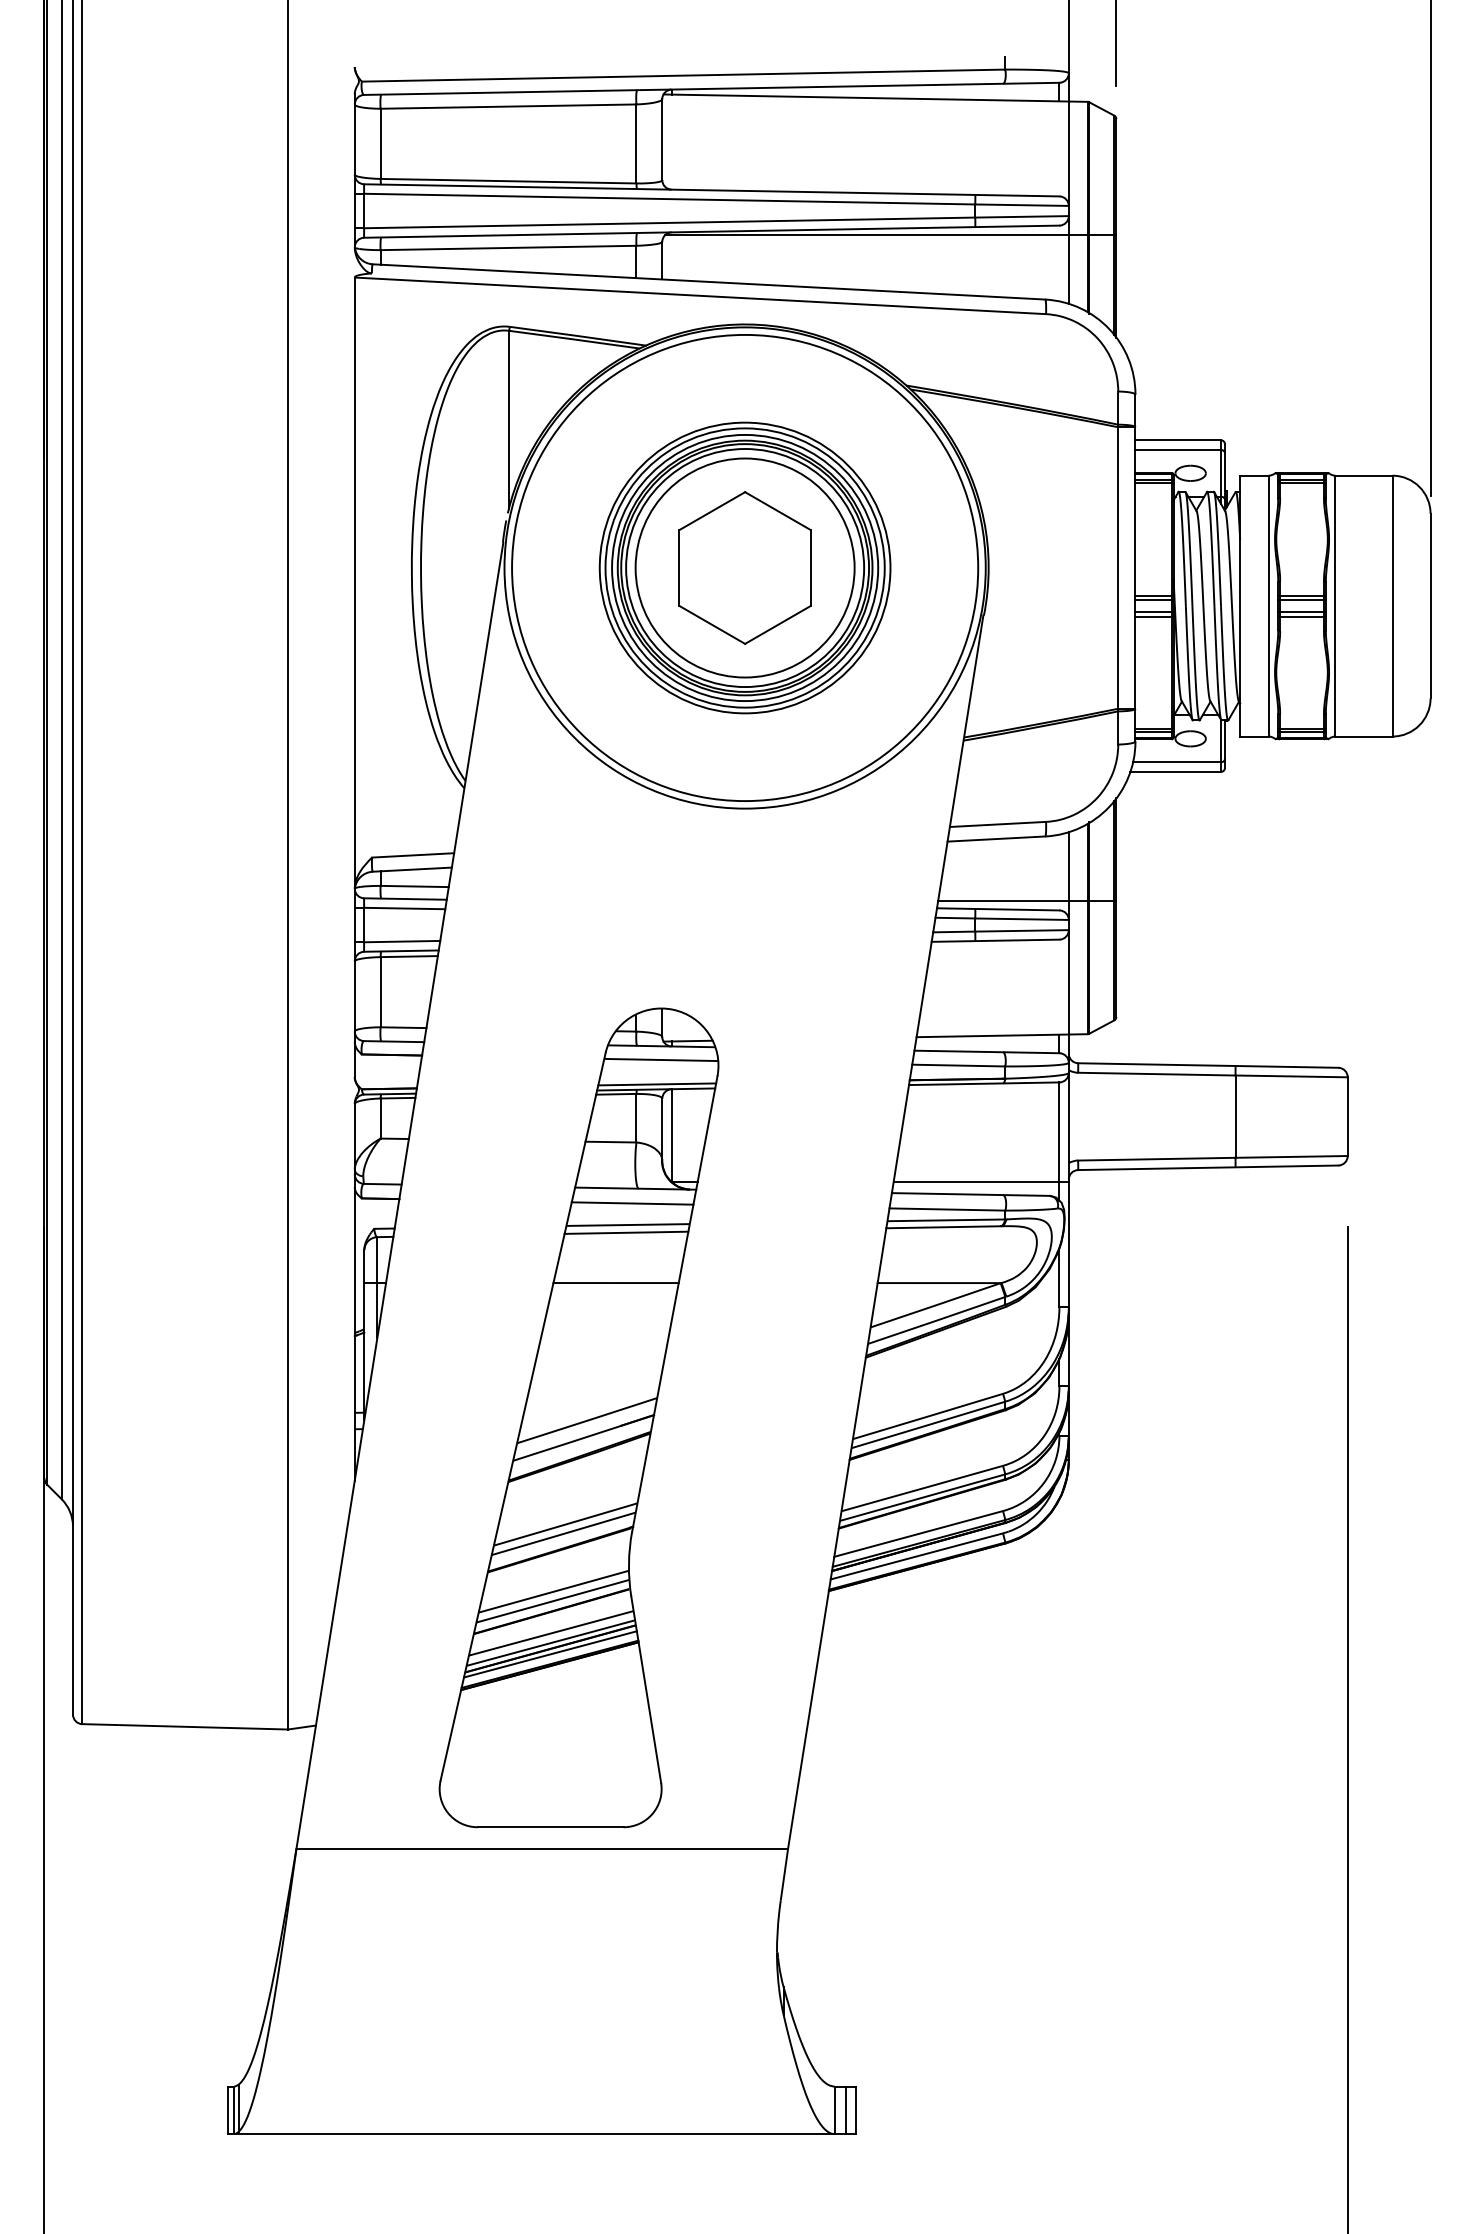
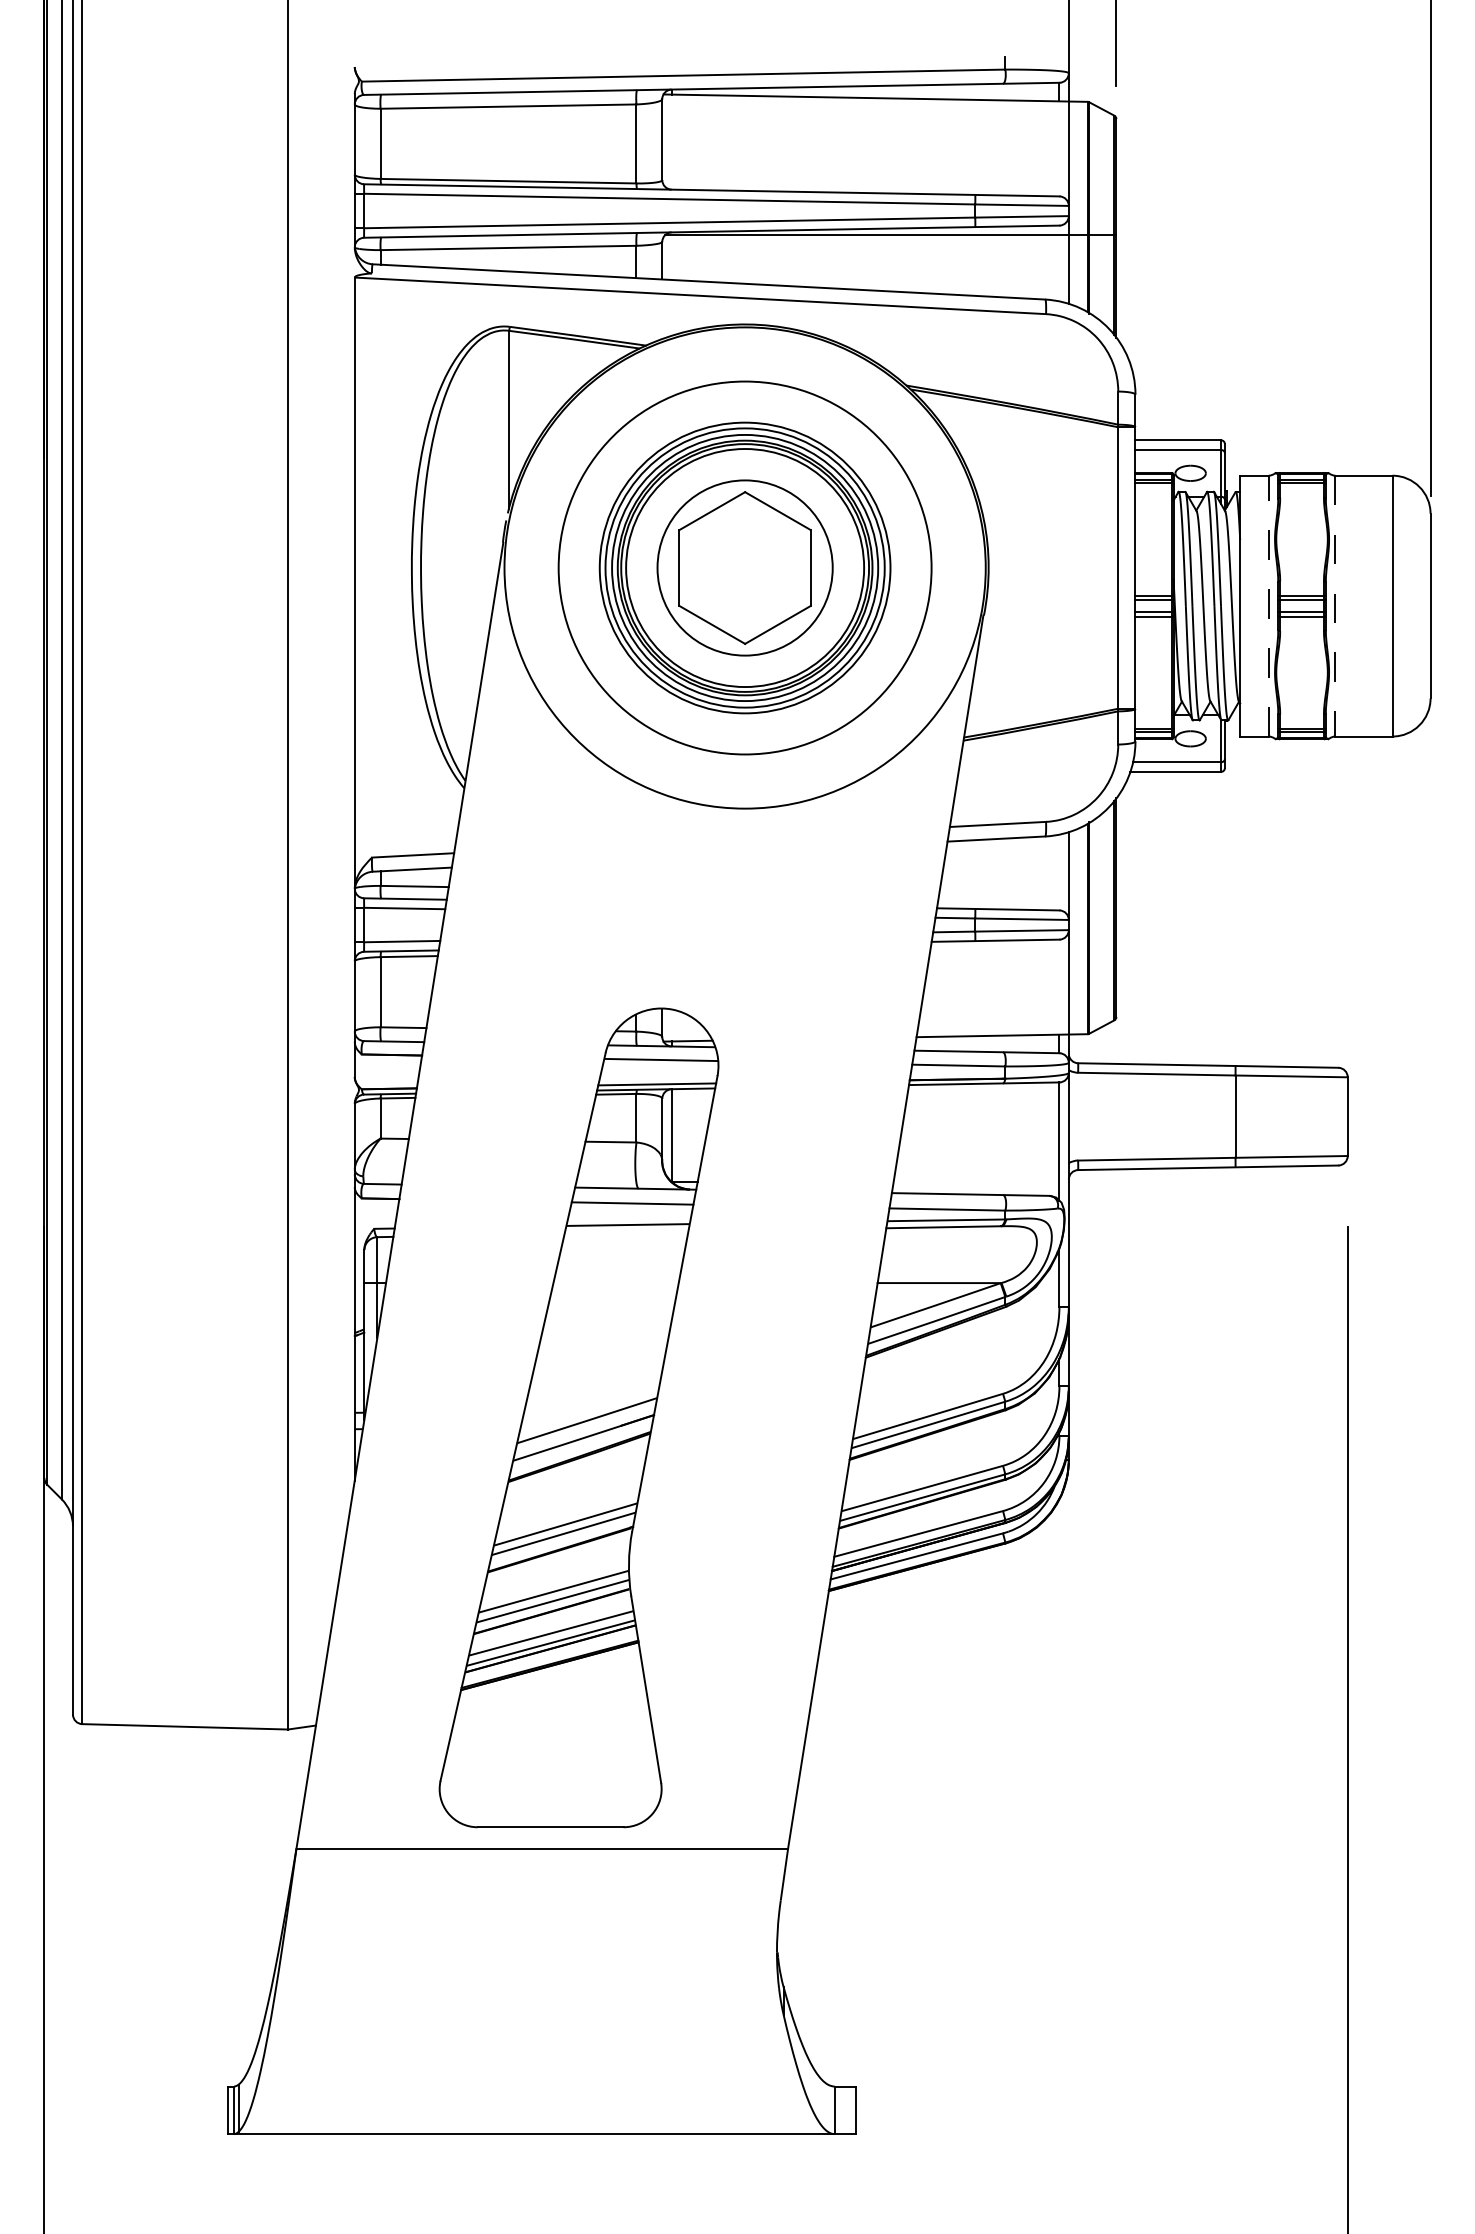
circle diameter: 219 px -> 175 px (744, 567)
circle diameter: 466 px -> 373 px (744, 567)
line: solid -> dashed (1268, 605)
line: solid -> dashed (1335, 606)
line: present -> none (1027, 901)
line: present -> none (980, 1182)
line: present -> none (626, 1232)
line: present -> none (615, 1283)
line: present -> none (549, 1654)
line: present -> none (846, 2110)
